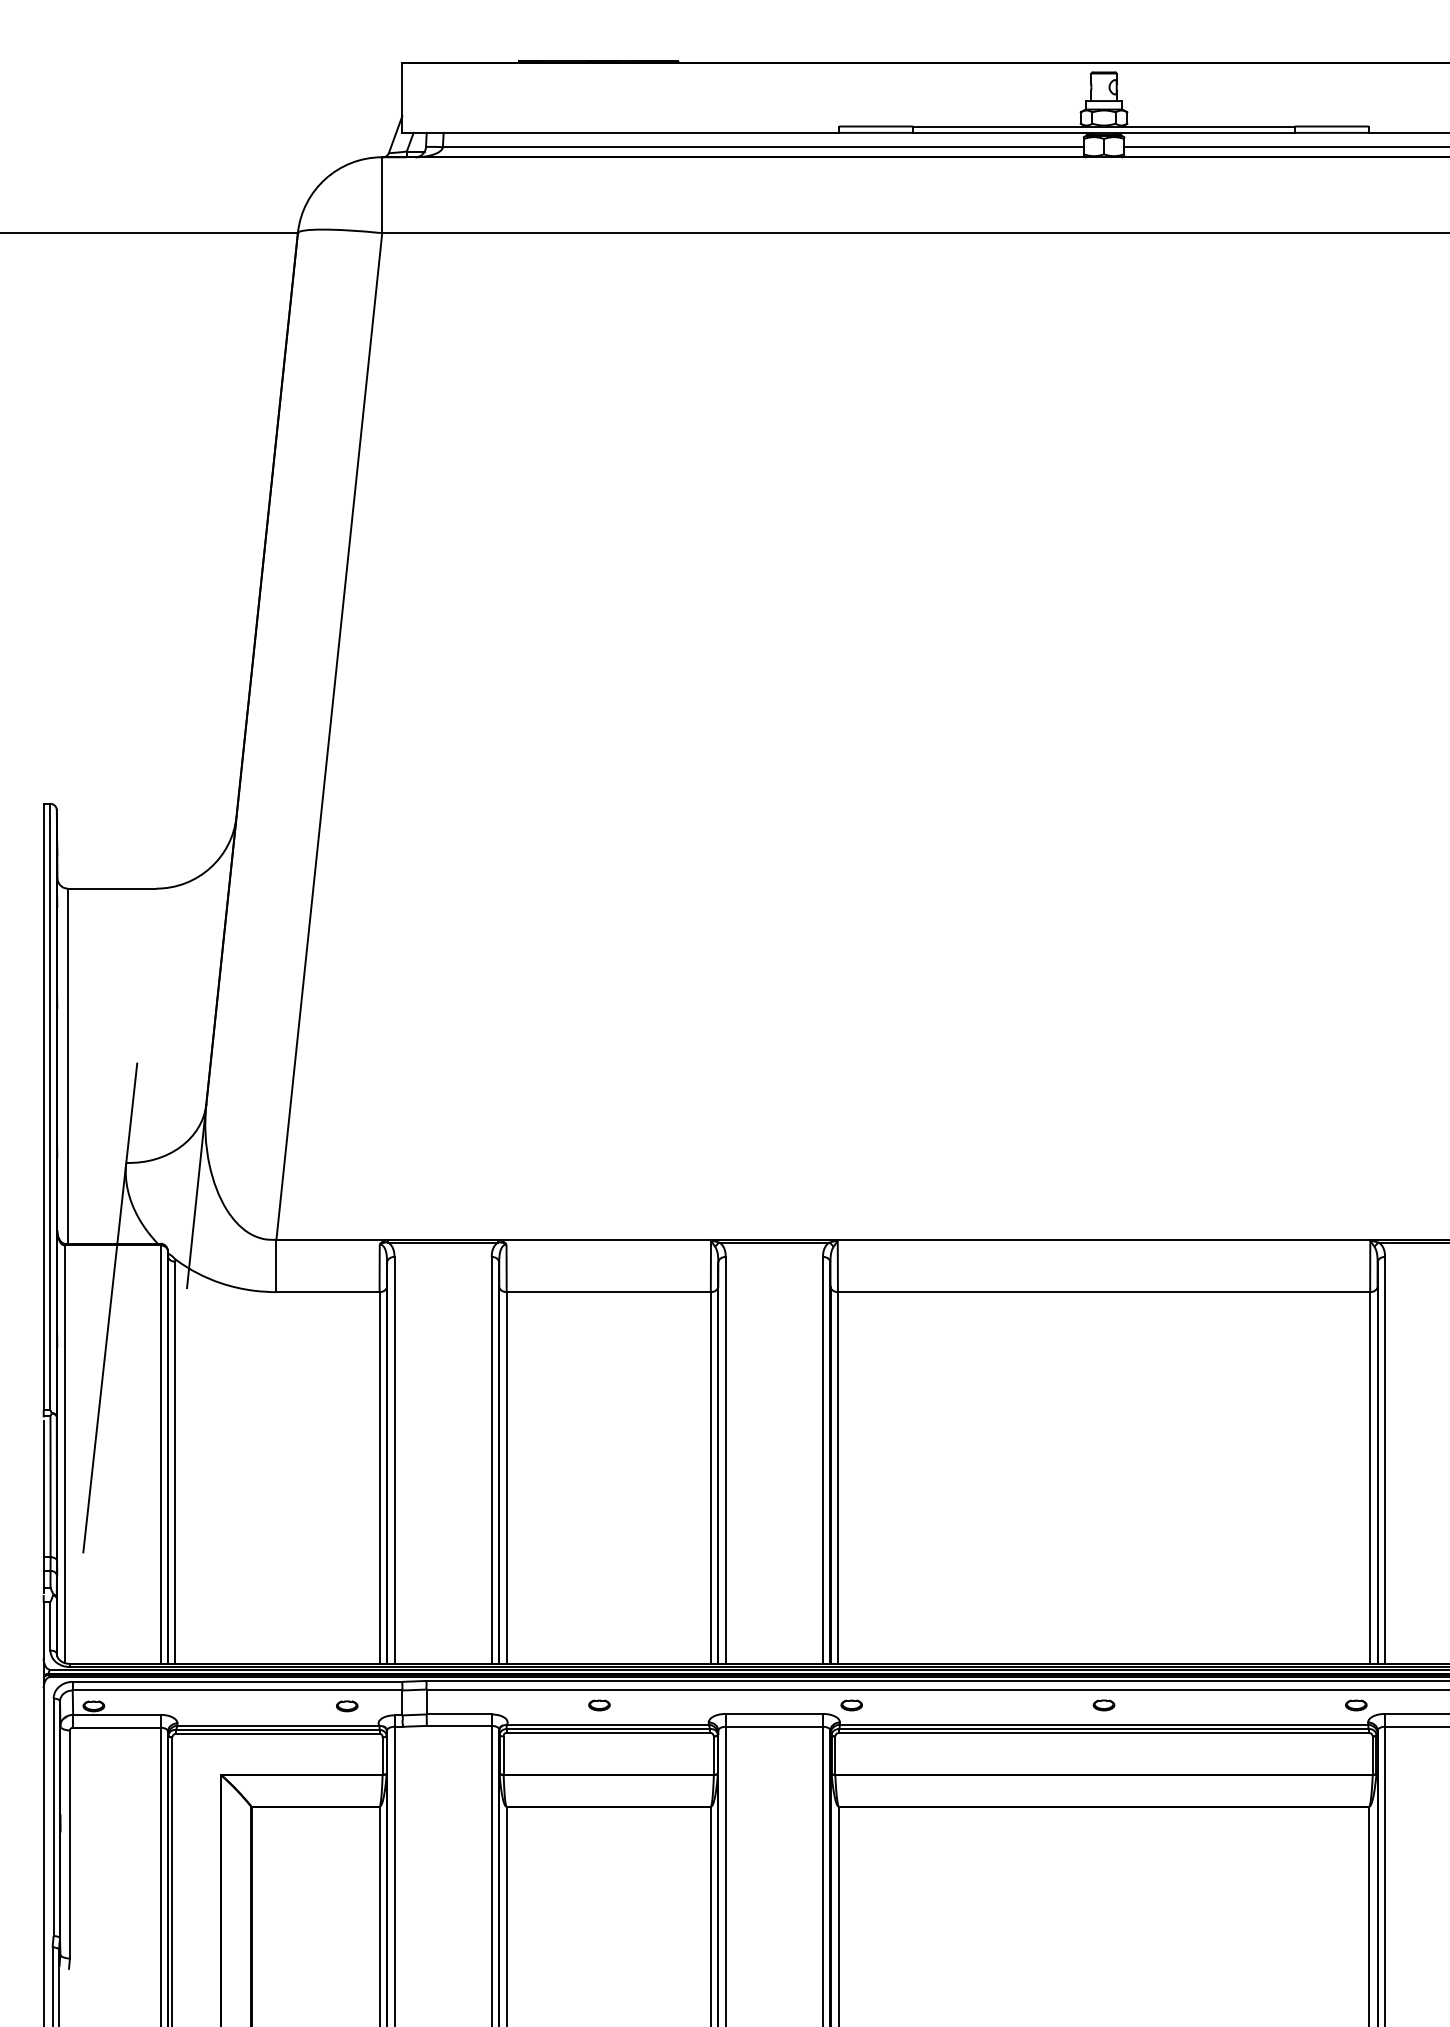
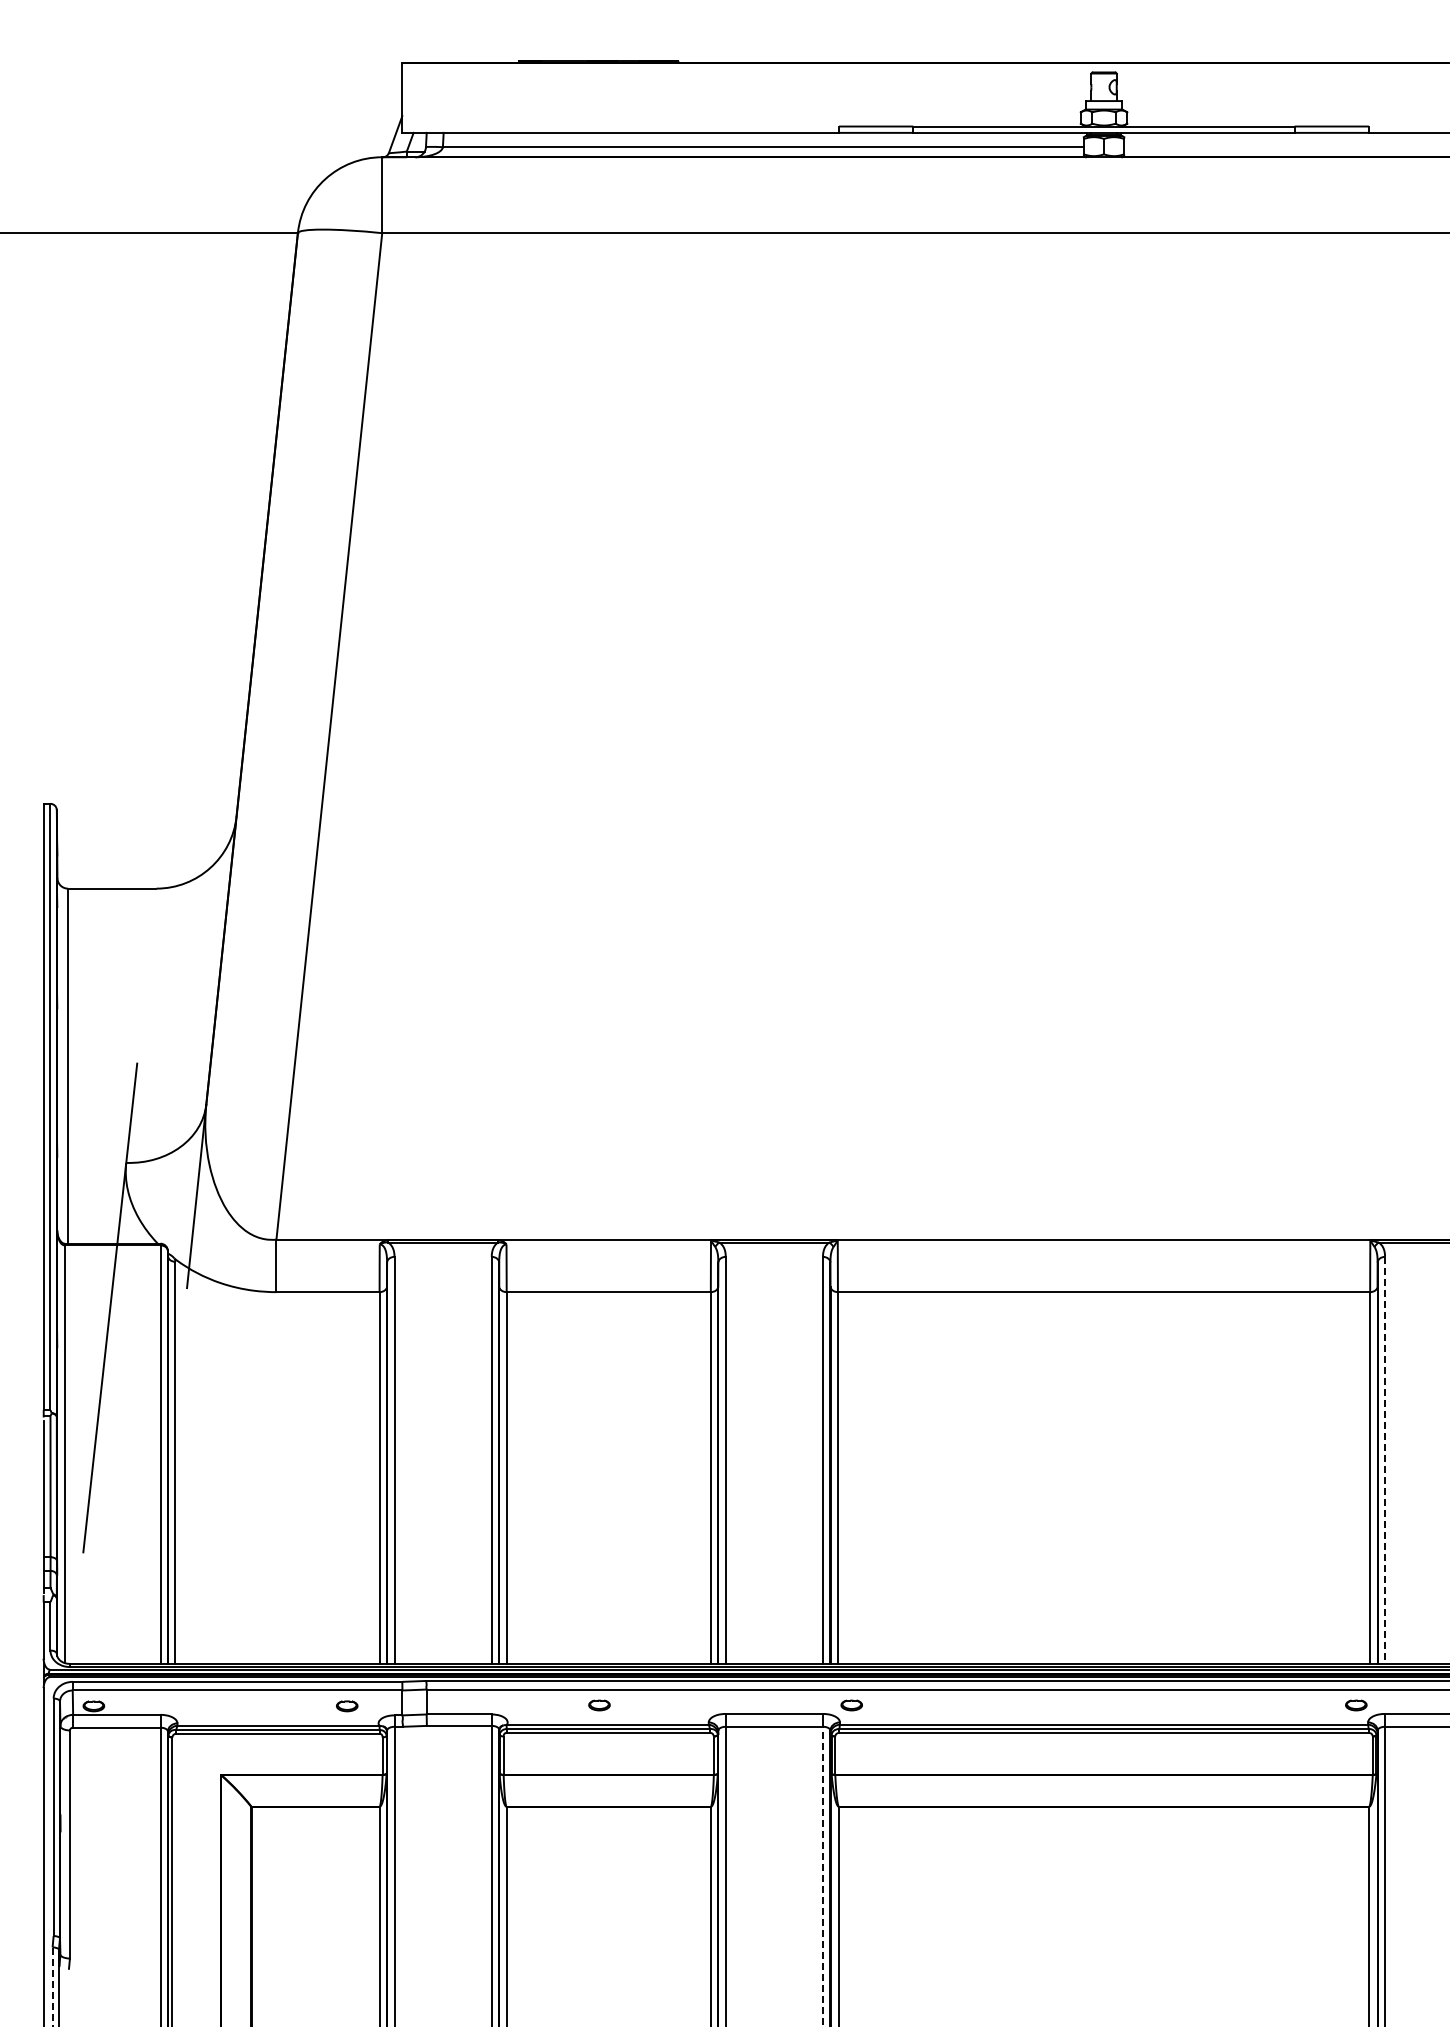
line: present -> none (1285, 147)
line: solid -> dashed (1385, 1460)
part: present -> none (1103, 1705)
line: solid -> dashed (823, 1876)
line: solid -> dashed (52, 1986)
